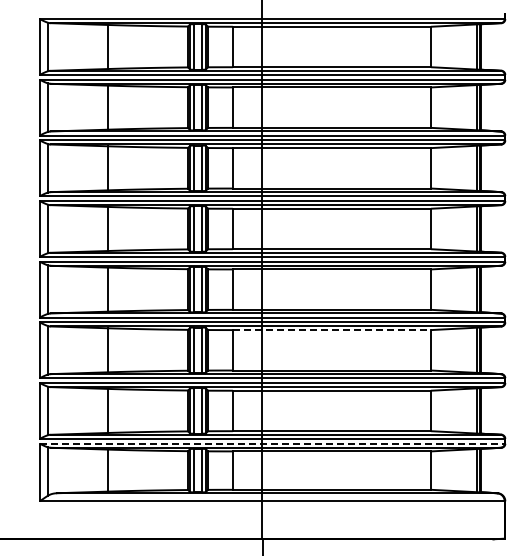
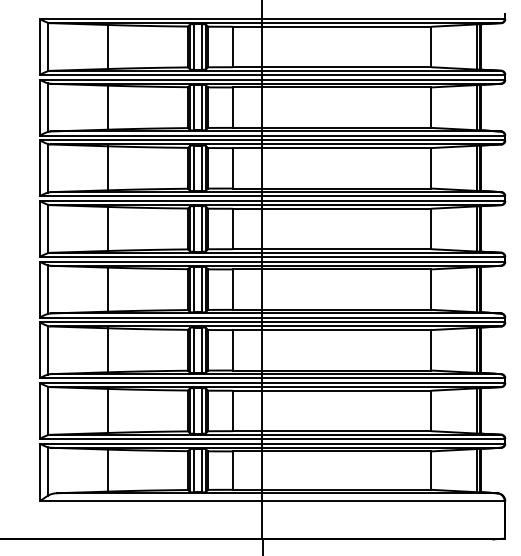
line: dashed -> solid (332, 330)
line: dashed -> solid (272, 443)
